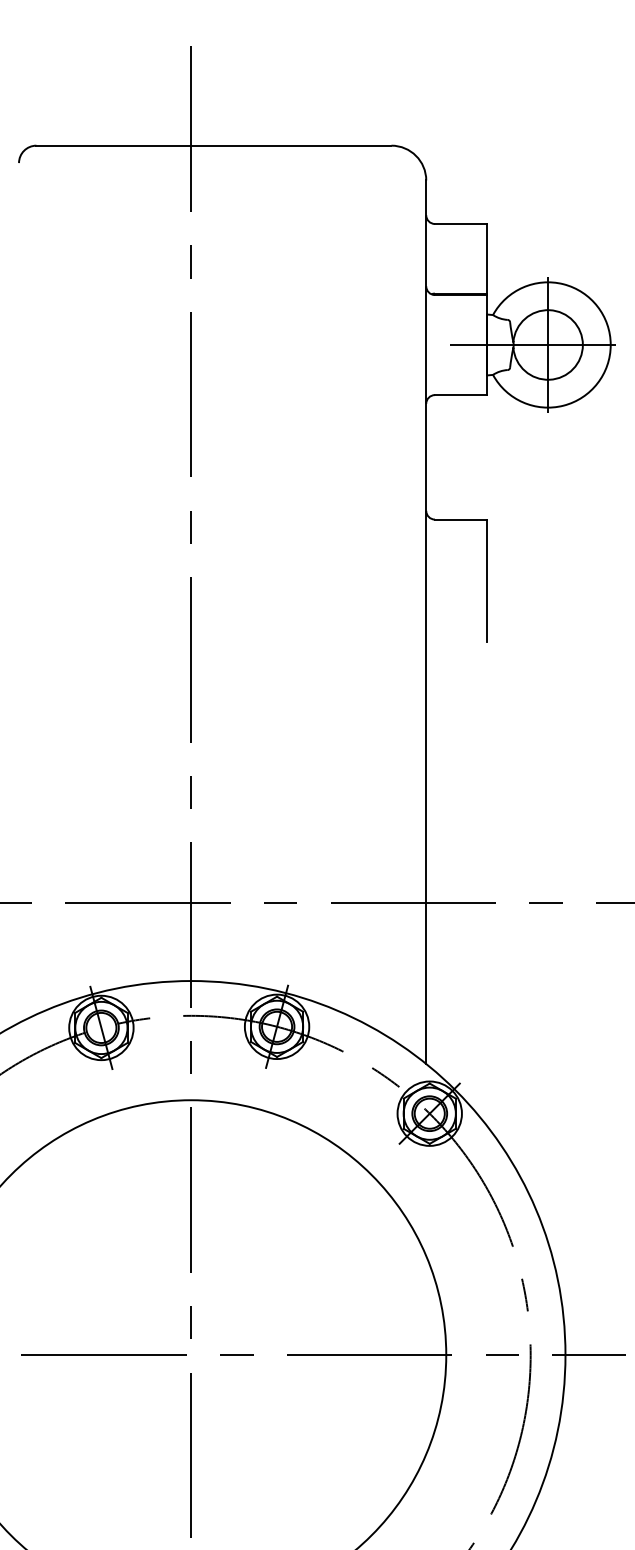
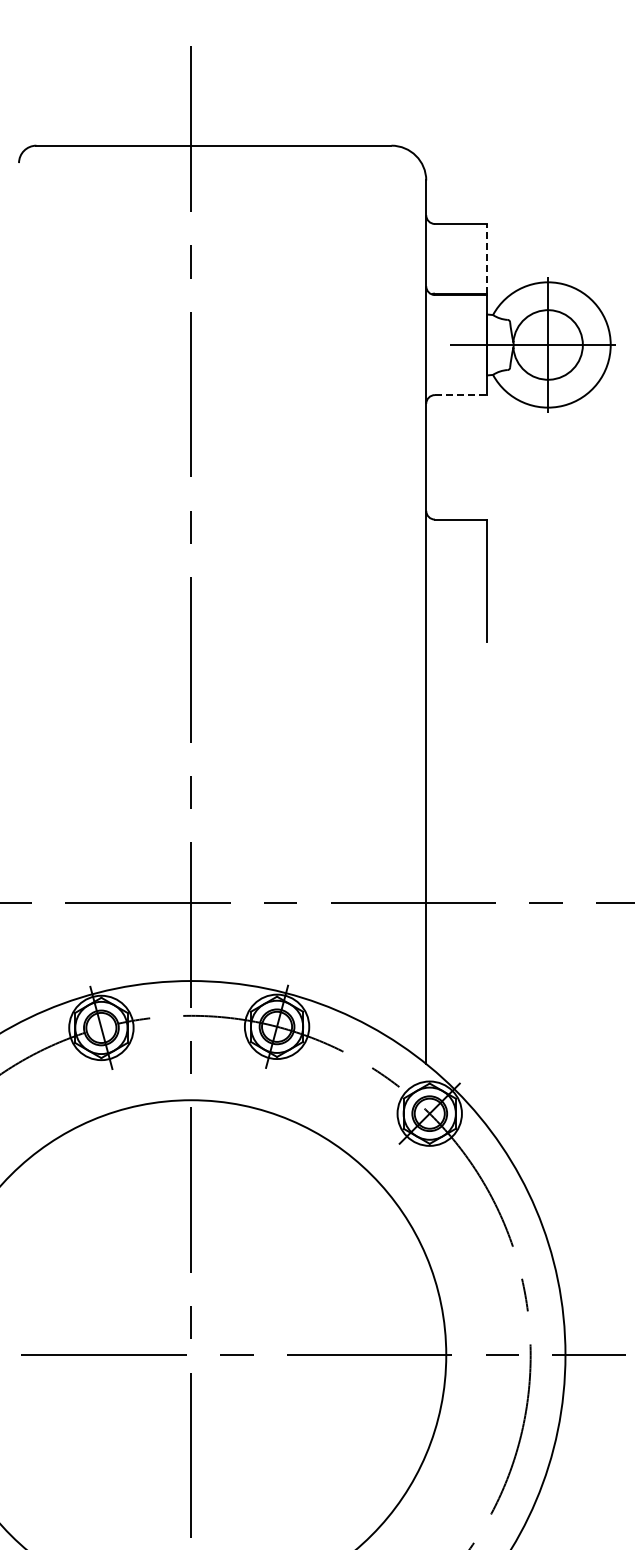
line: solid -> dashed (487, 258)
line: solid -> dashed (461, 395)
